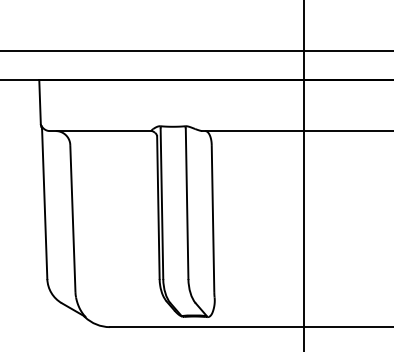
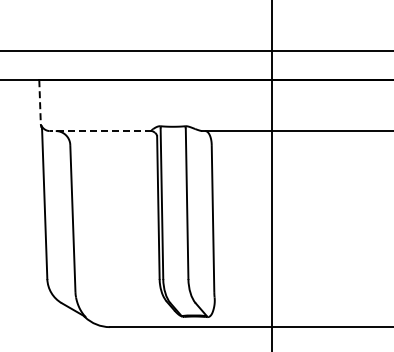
line: solid -> dashed (40, 102)
line: solid -> dashed (100, 131)
line position: (304, 175) -> (272, 175) (272, 175)
